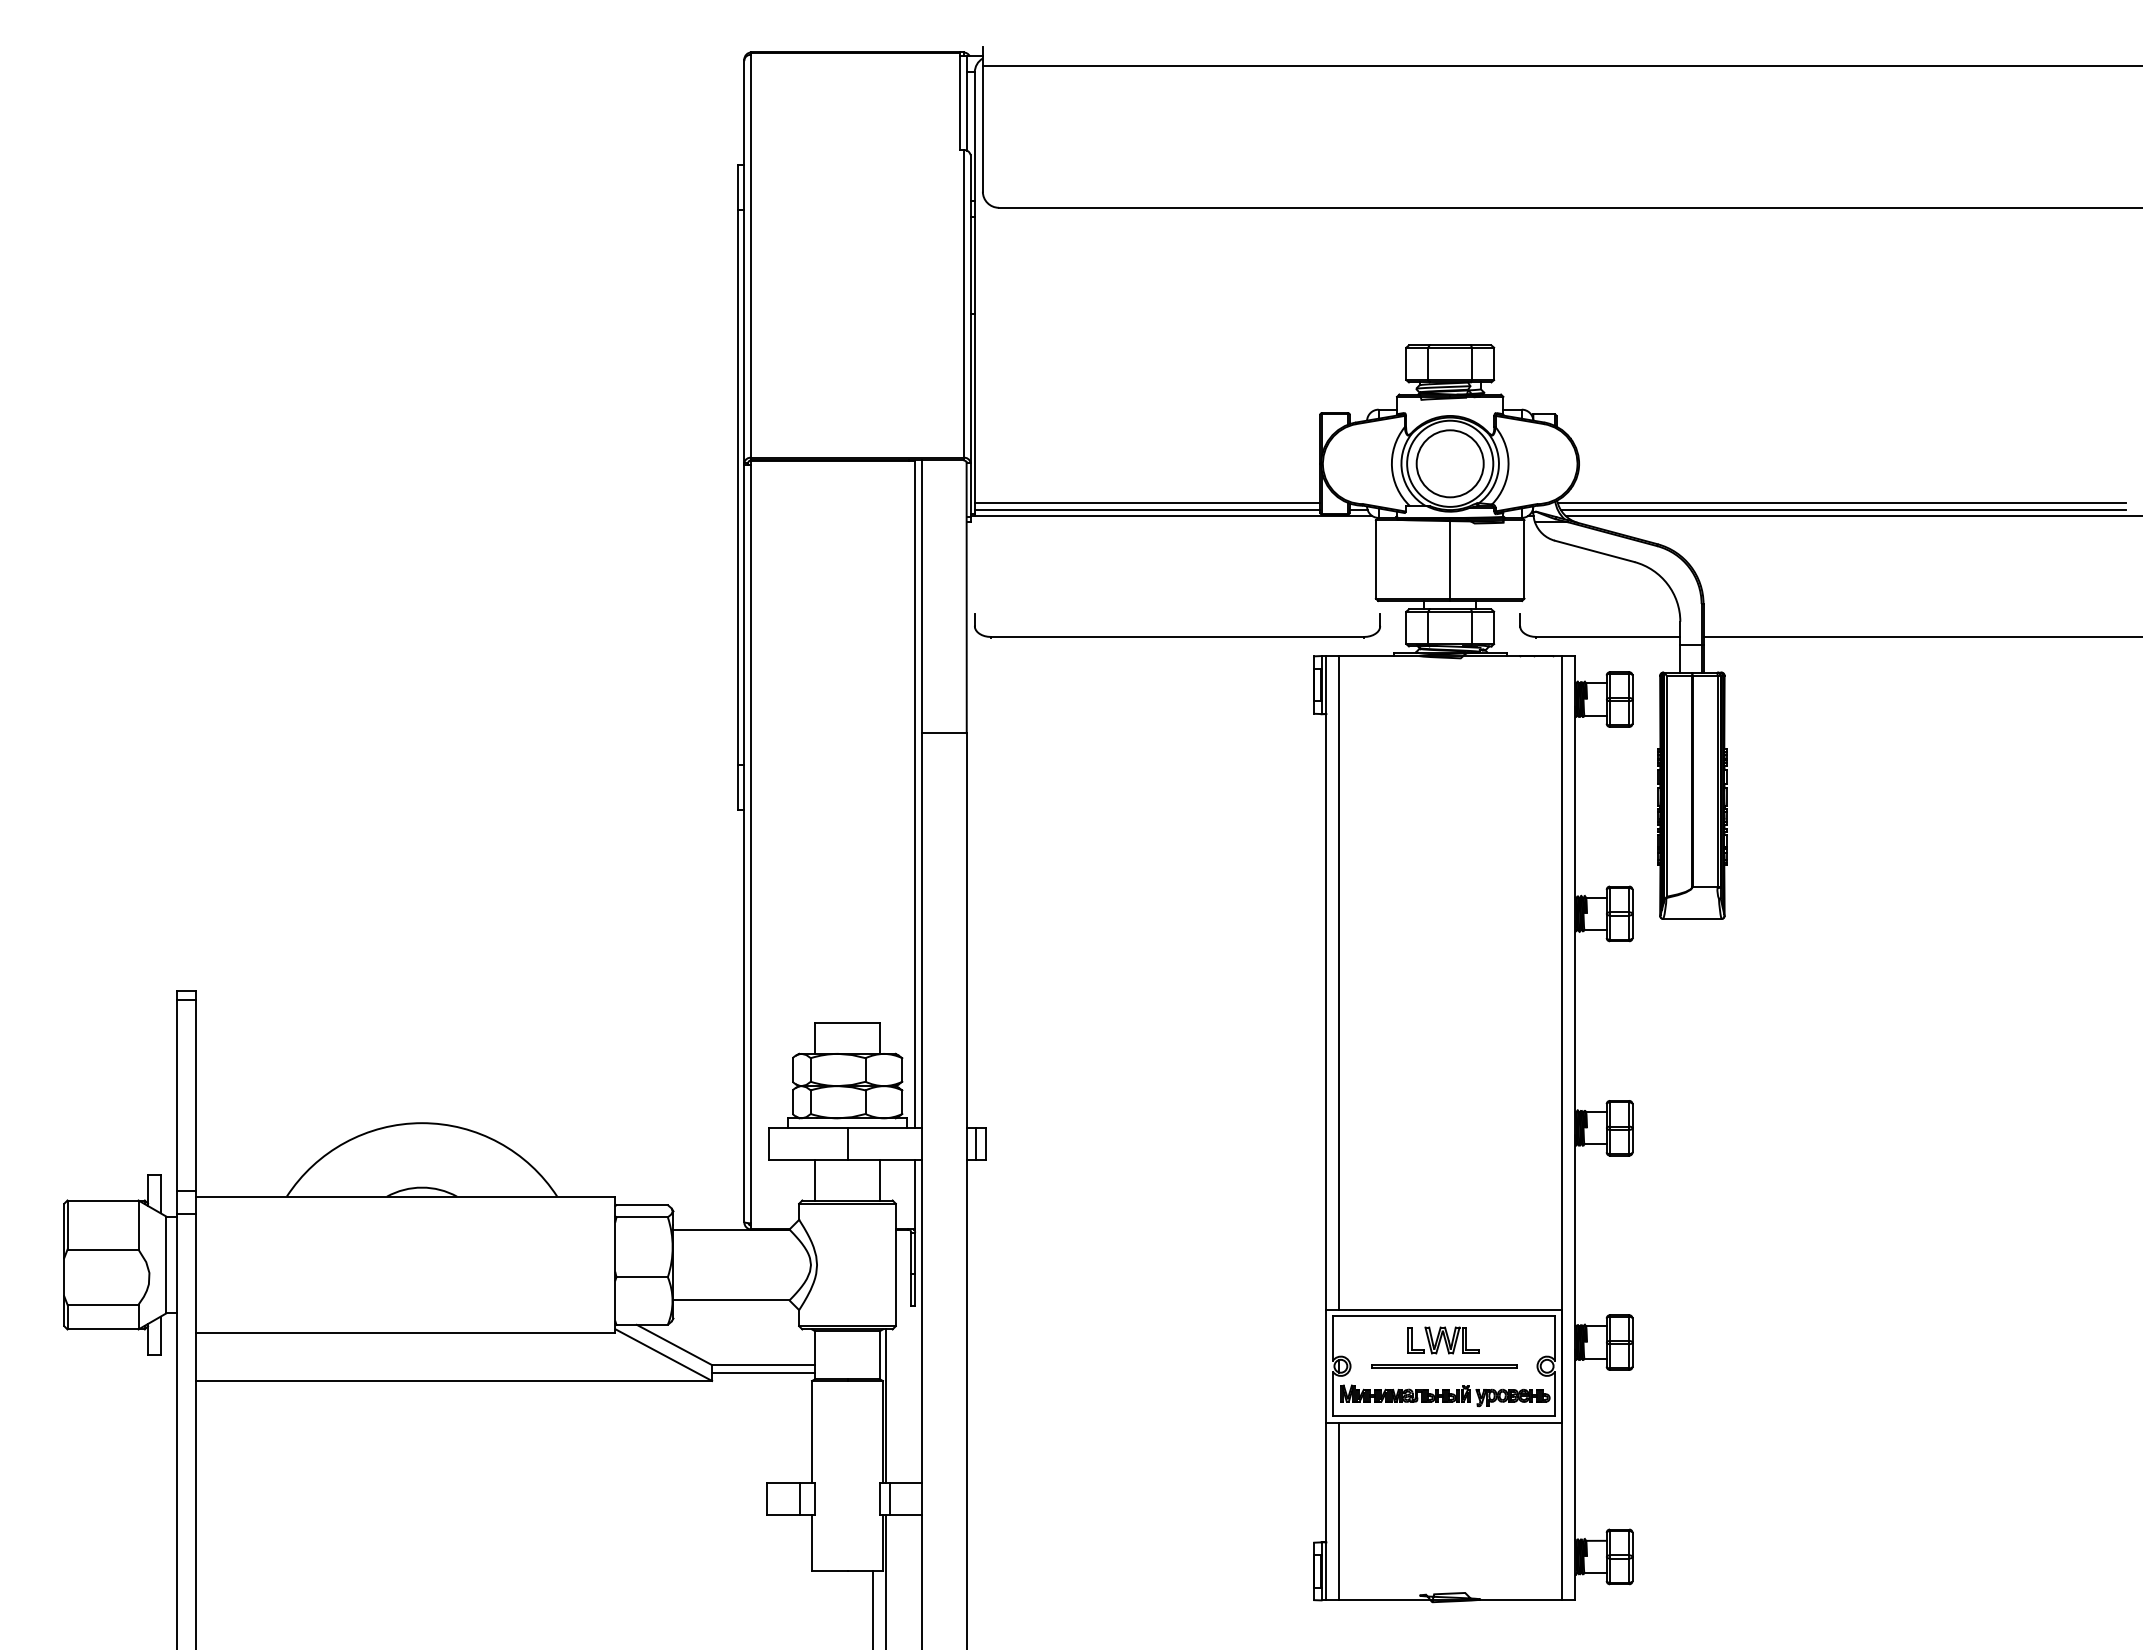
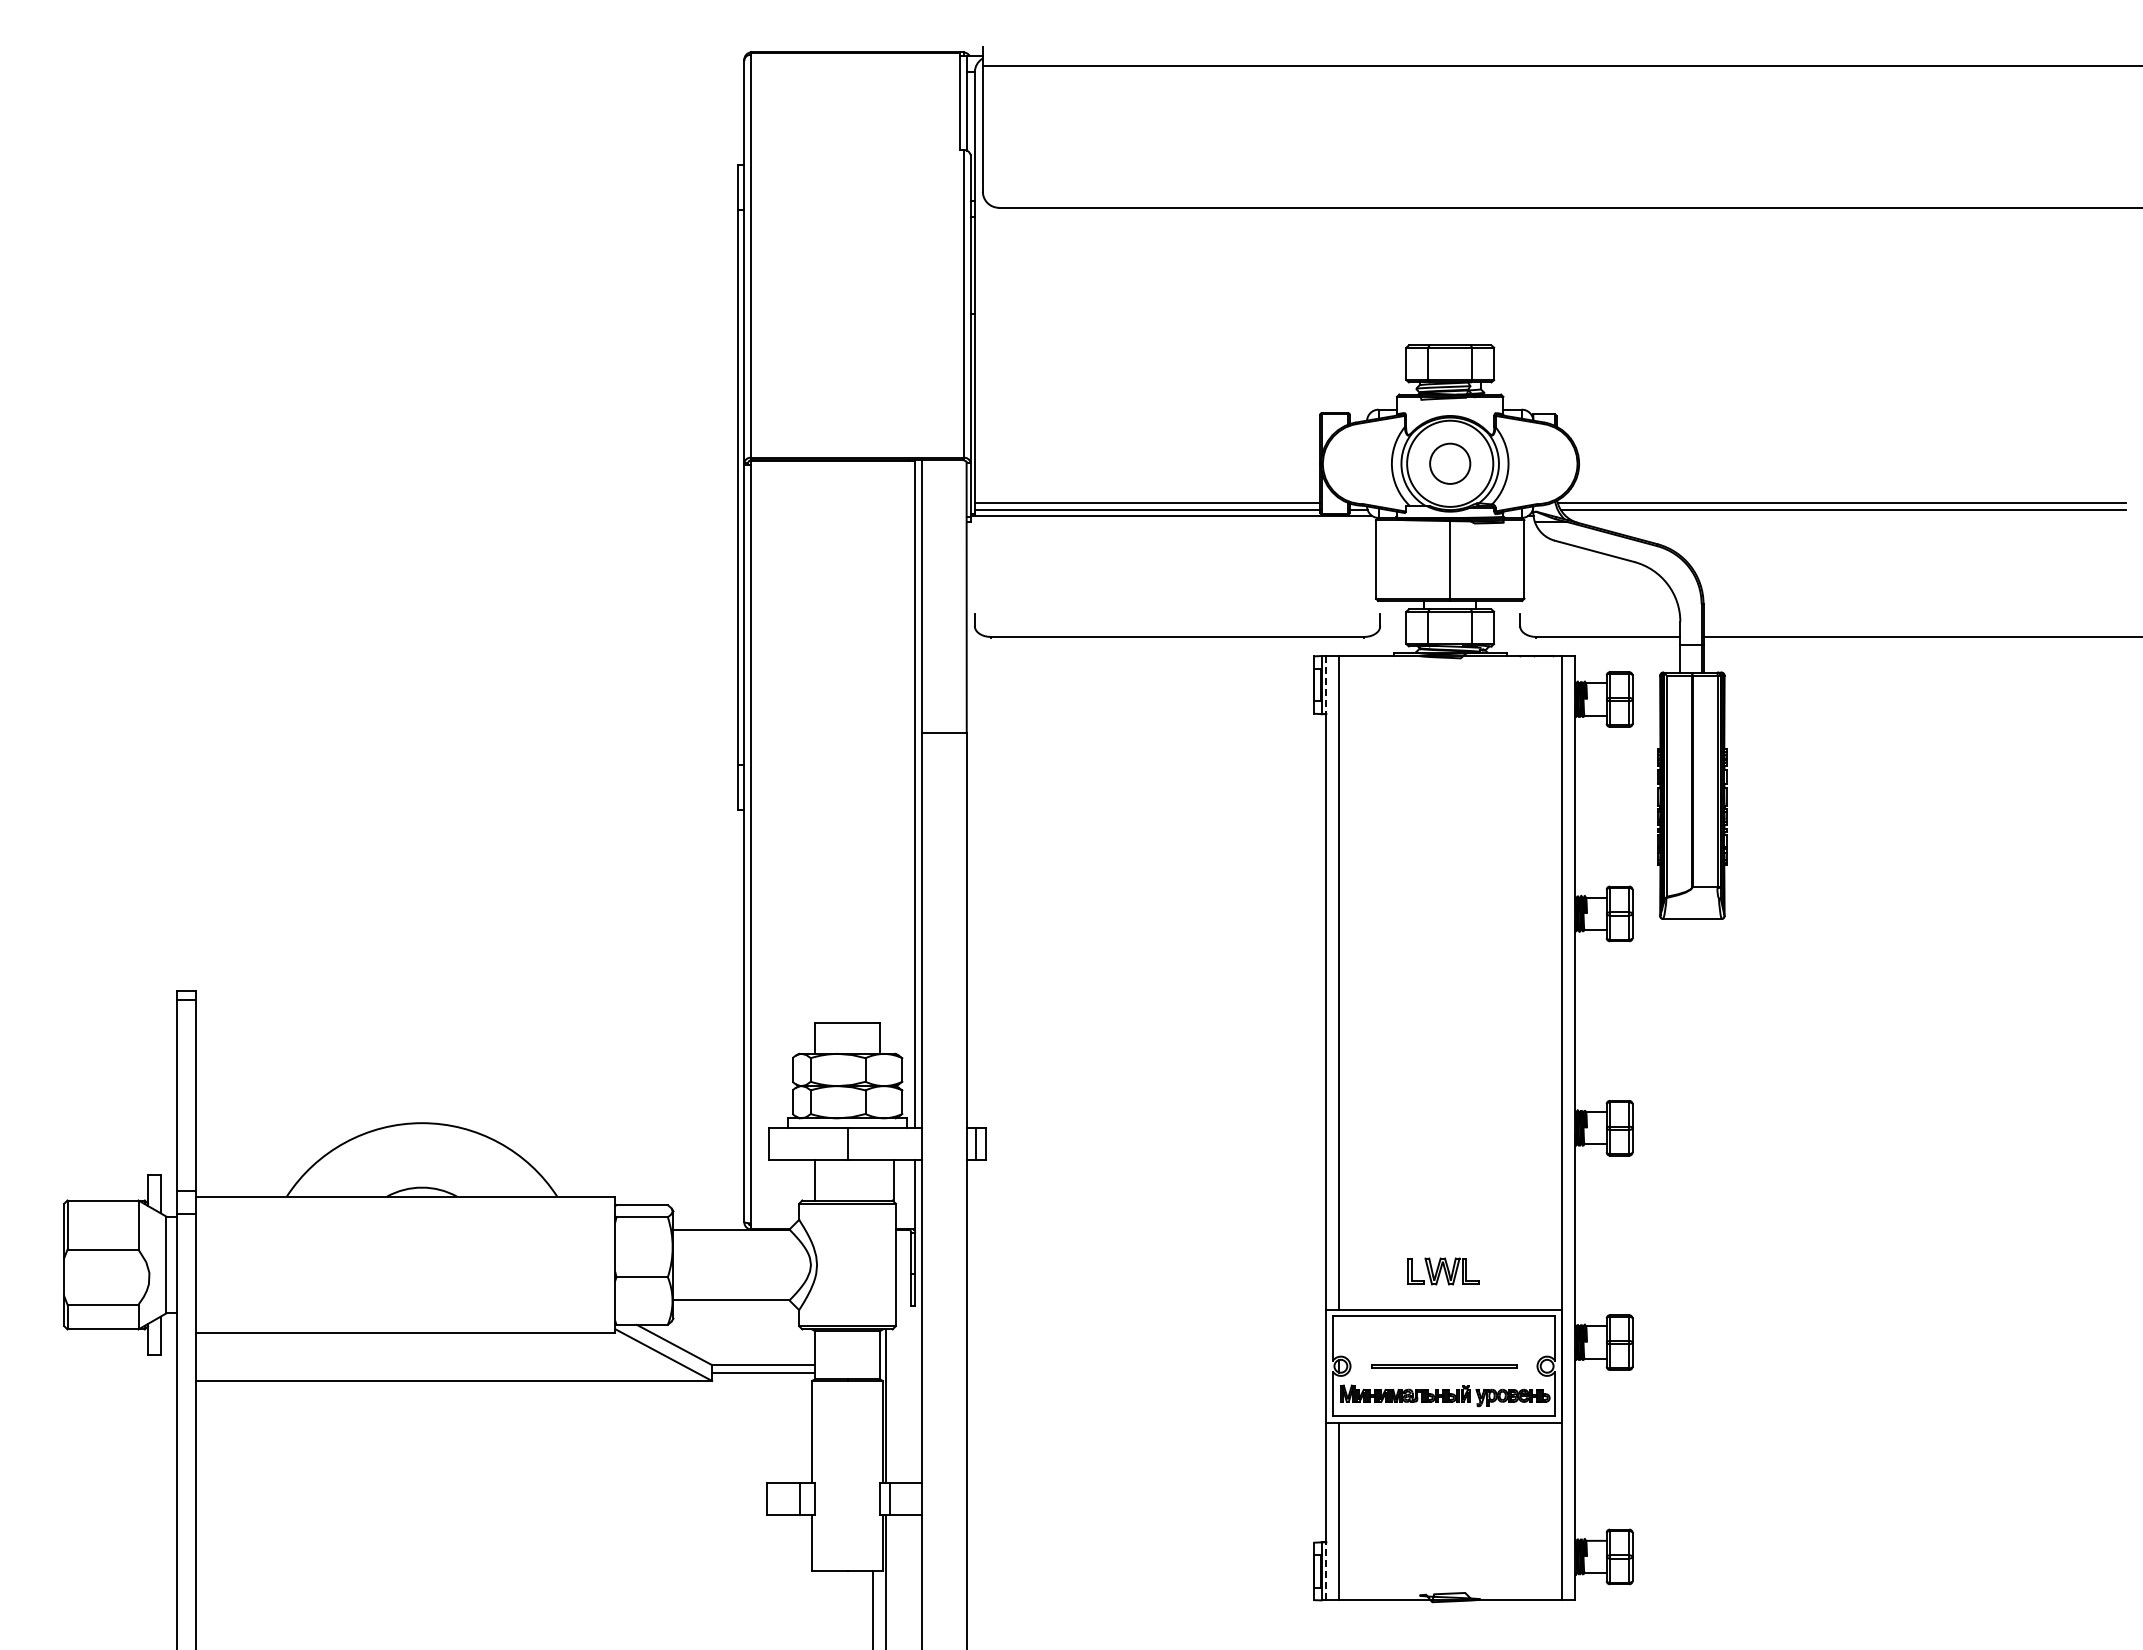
circle diameter: 67 px -> 40 px (1450, 463)
line: present -> none (1852, 515)
line: solid -> dashed (1326, 685)
line position: (879, 1180) -> (893, 1180) (893, 1180)
part position: (1443, 1340) -> (1443, 1271) (1443, 1271)
line: solid -> dashed (1326, 1570)
